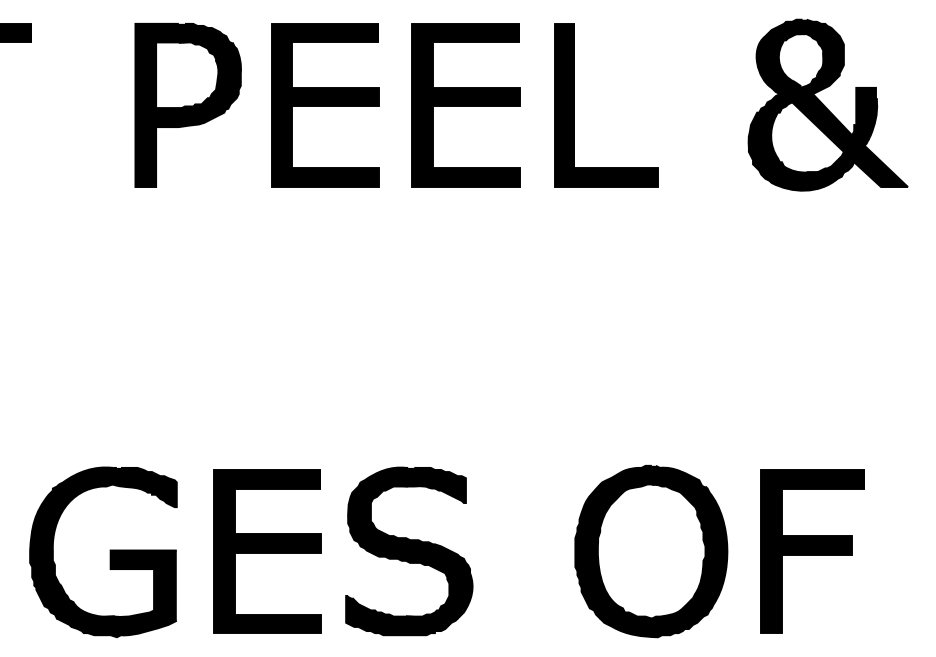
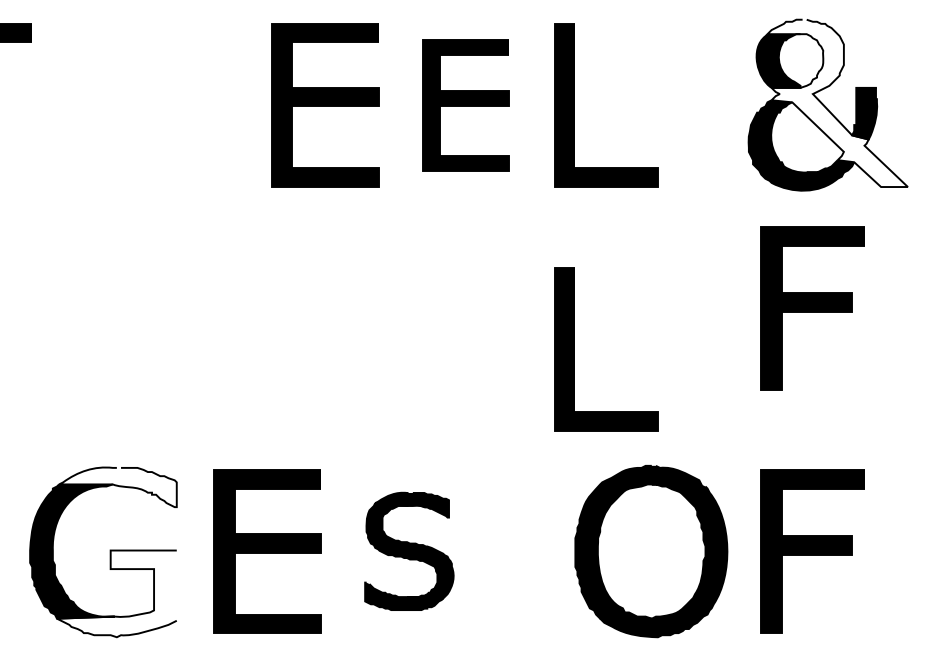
fill: present -> none (837, 103)
part: present -> none (187, 105)
part size: 110x165 px -> 88x133 px (465, 105)
part: none -> present (812, 308)
part: none -> present (574, 349)
fill: present -> none (117, 487)
part size: 129x171 px -> 91x120 px (409, 550)
fill: present -> none (116, 593)
